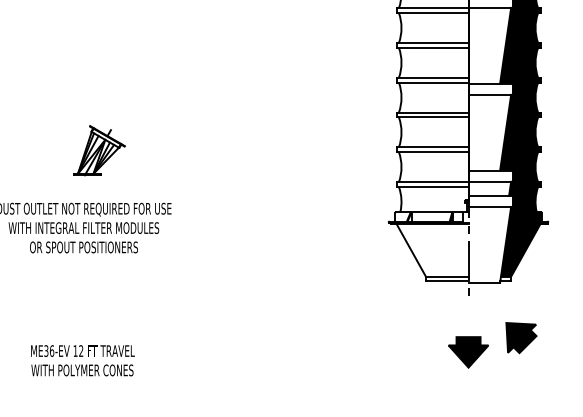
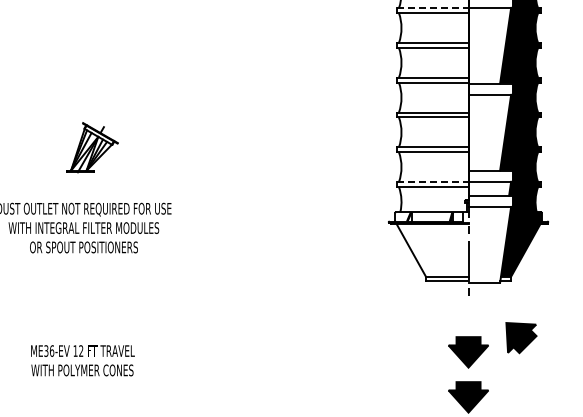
line: solid -> dashed (433, 8)
part position: (99, 150) -> (92, 147) (92, 147)
line: solid -> dashed (433, 182)
part: none -> present (468, 397)
